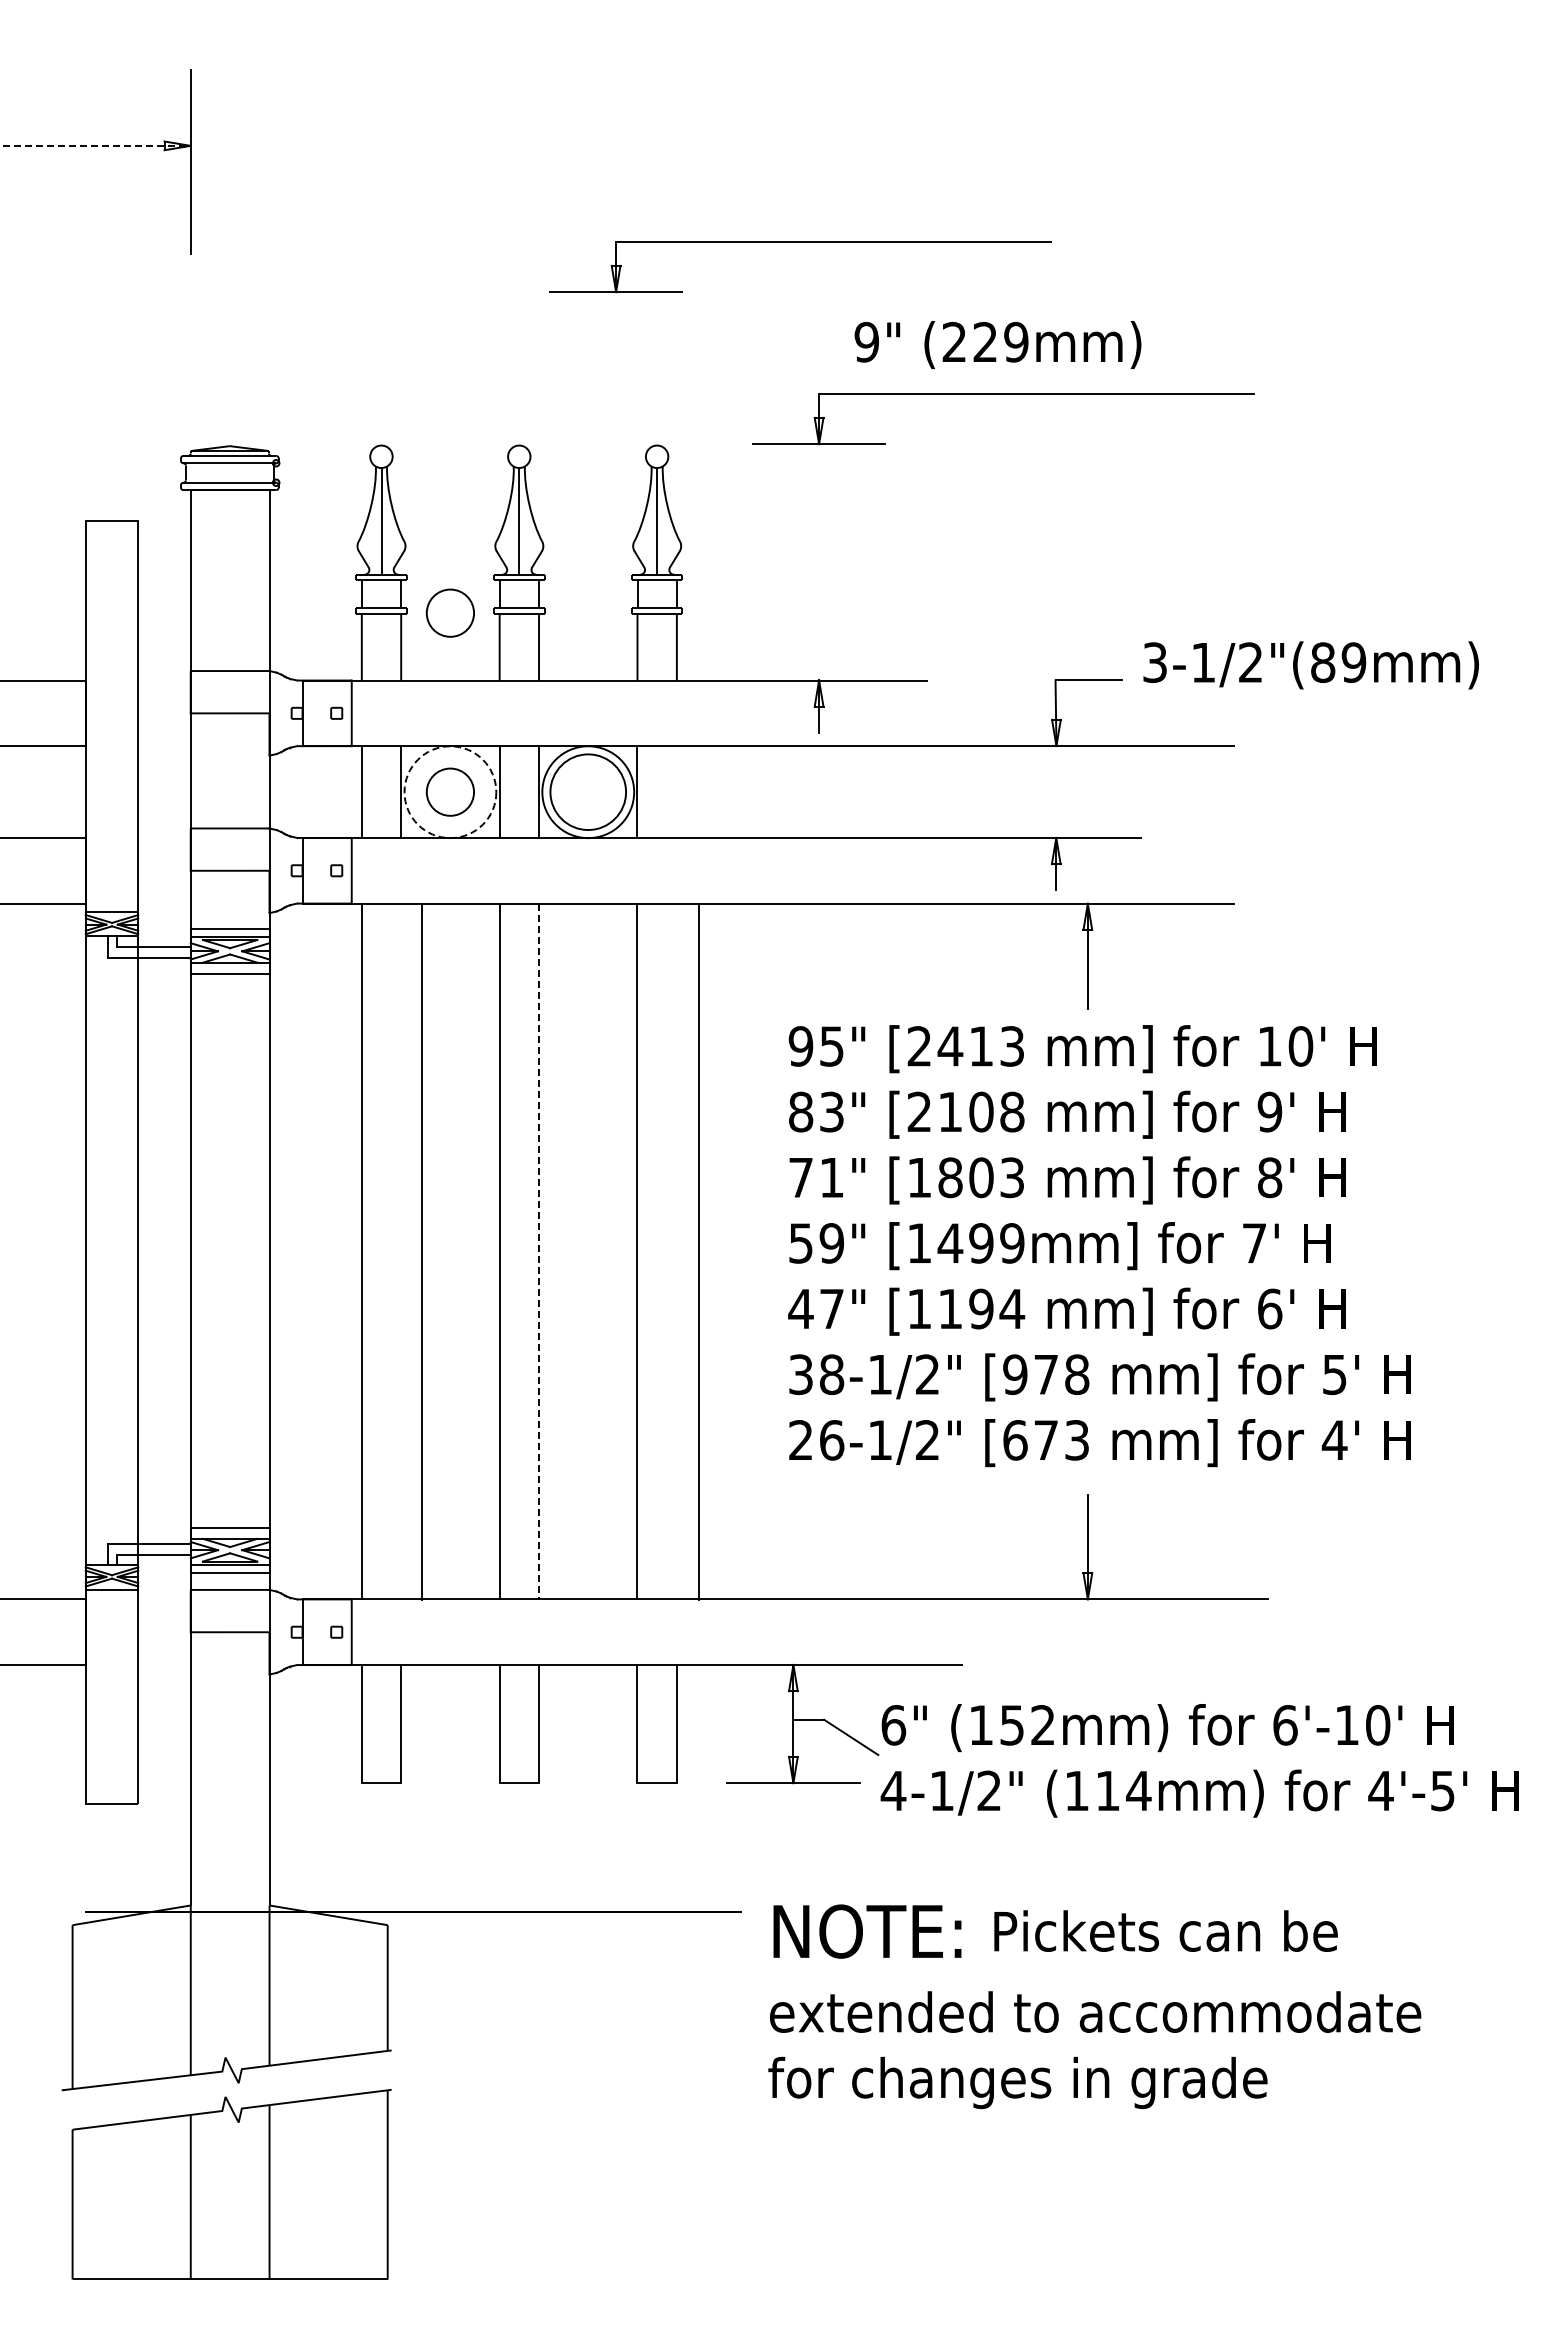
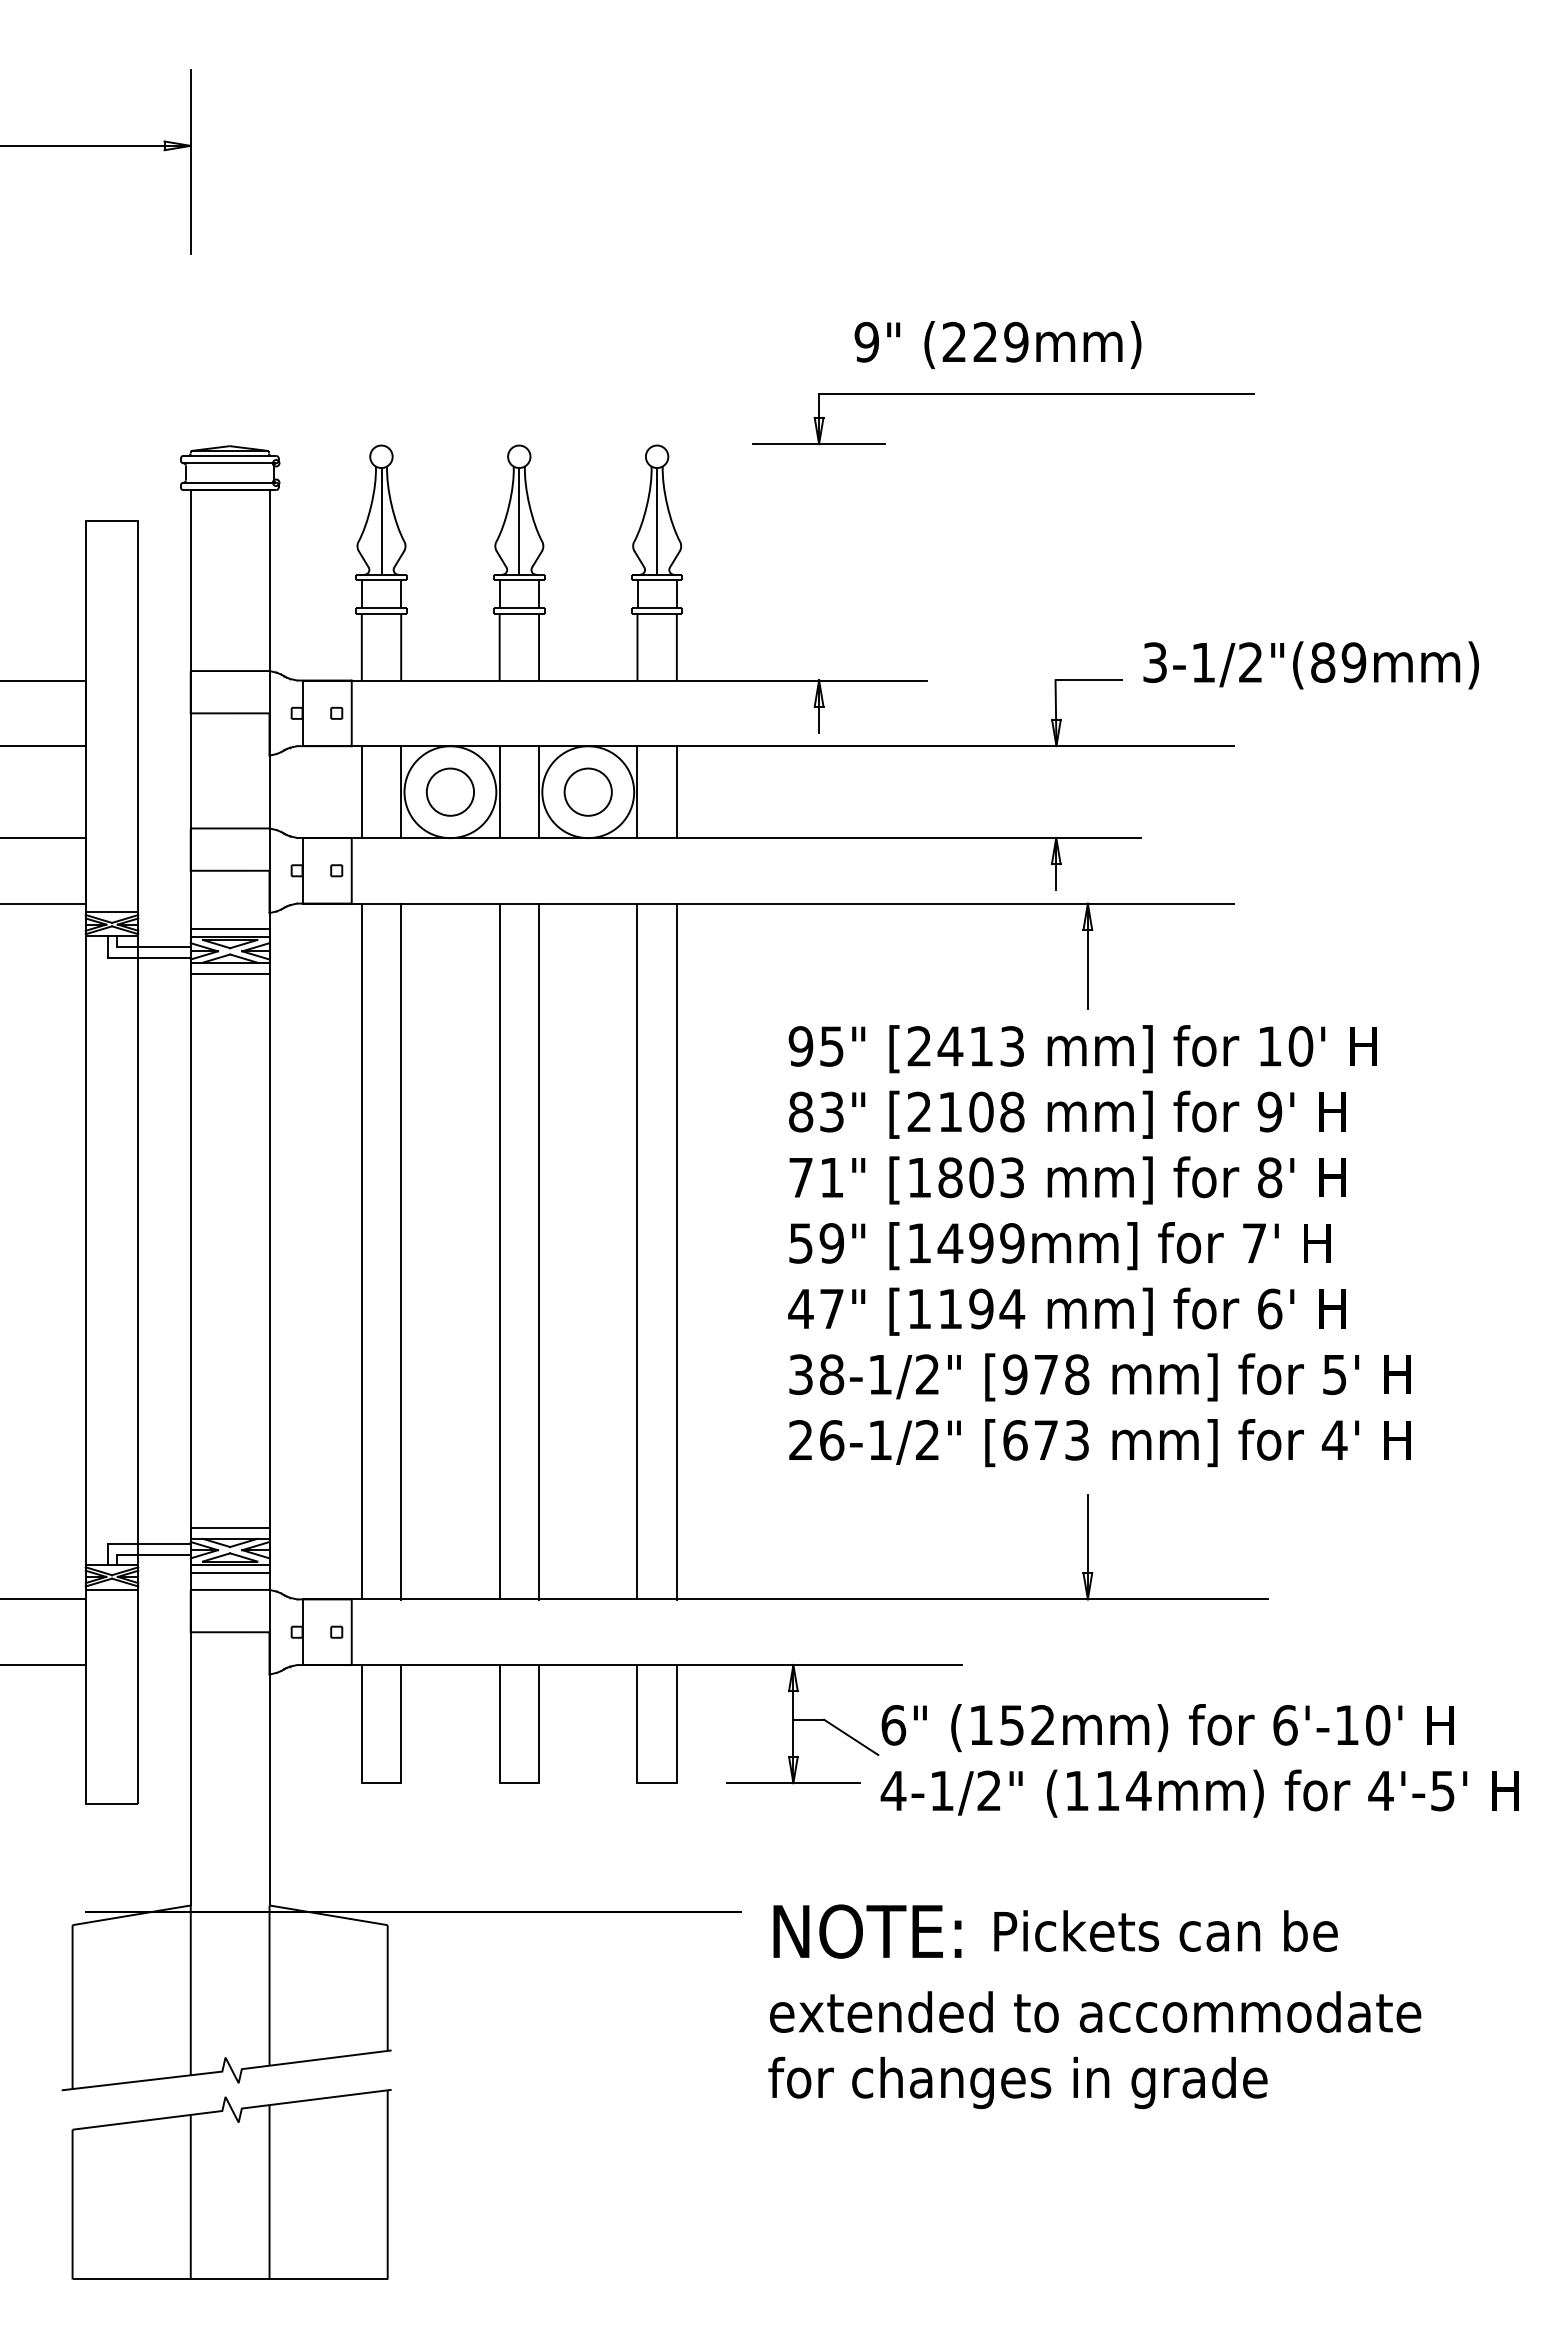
line: dashed -> solid (95, 145)
part: present -> none (800, 242)
circle: present -> none (449, 612)
line: none -> present (676, 791)
circle: dashed -> solid (450, 792)
circle diameter: 76 px -> 47 px (587, 791)
line position: (422, 1251) -> (401, 1251) (401, 1251)
line: dashed -> solid (539, 1251)
line position: (698, 1251) -> (676, 1251) (676, 1251)
